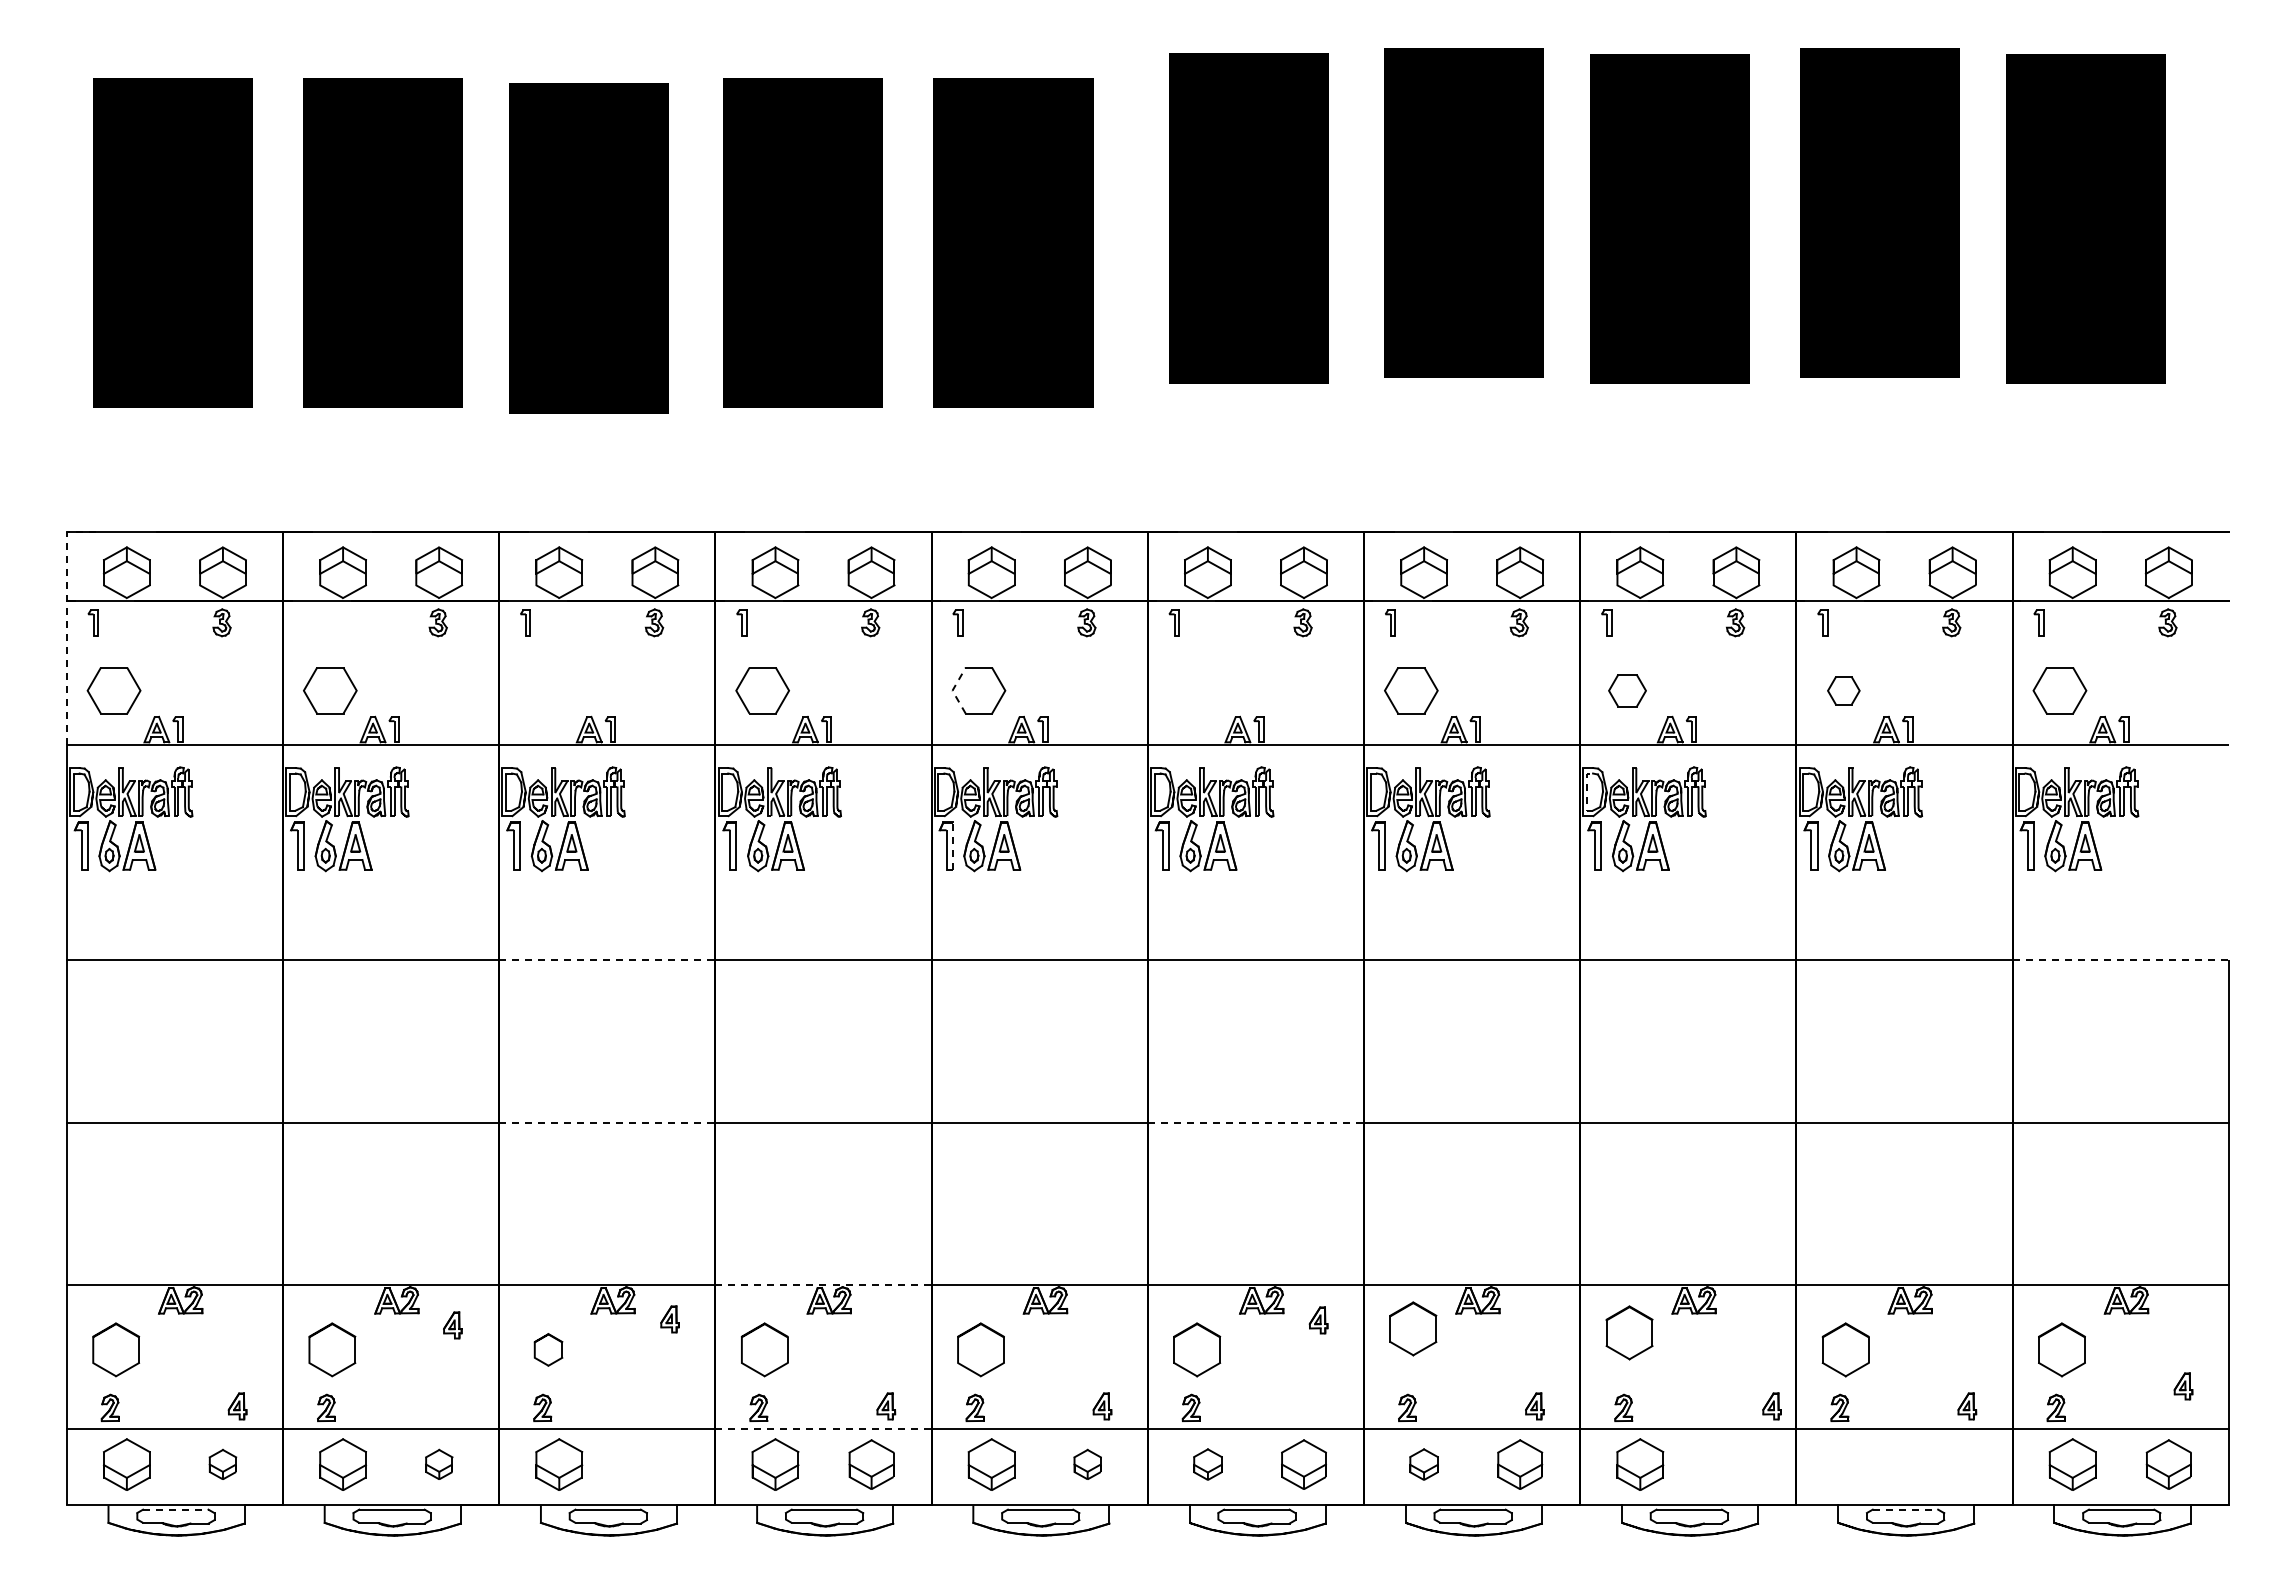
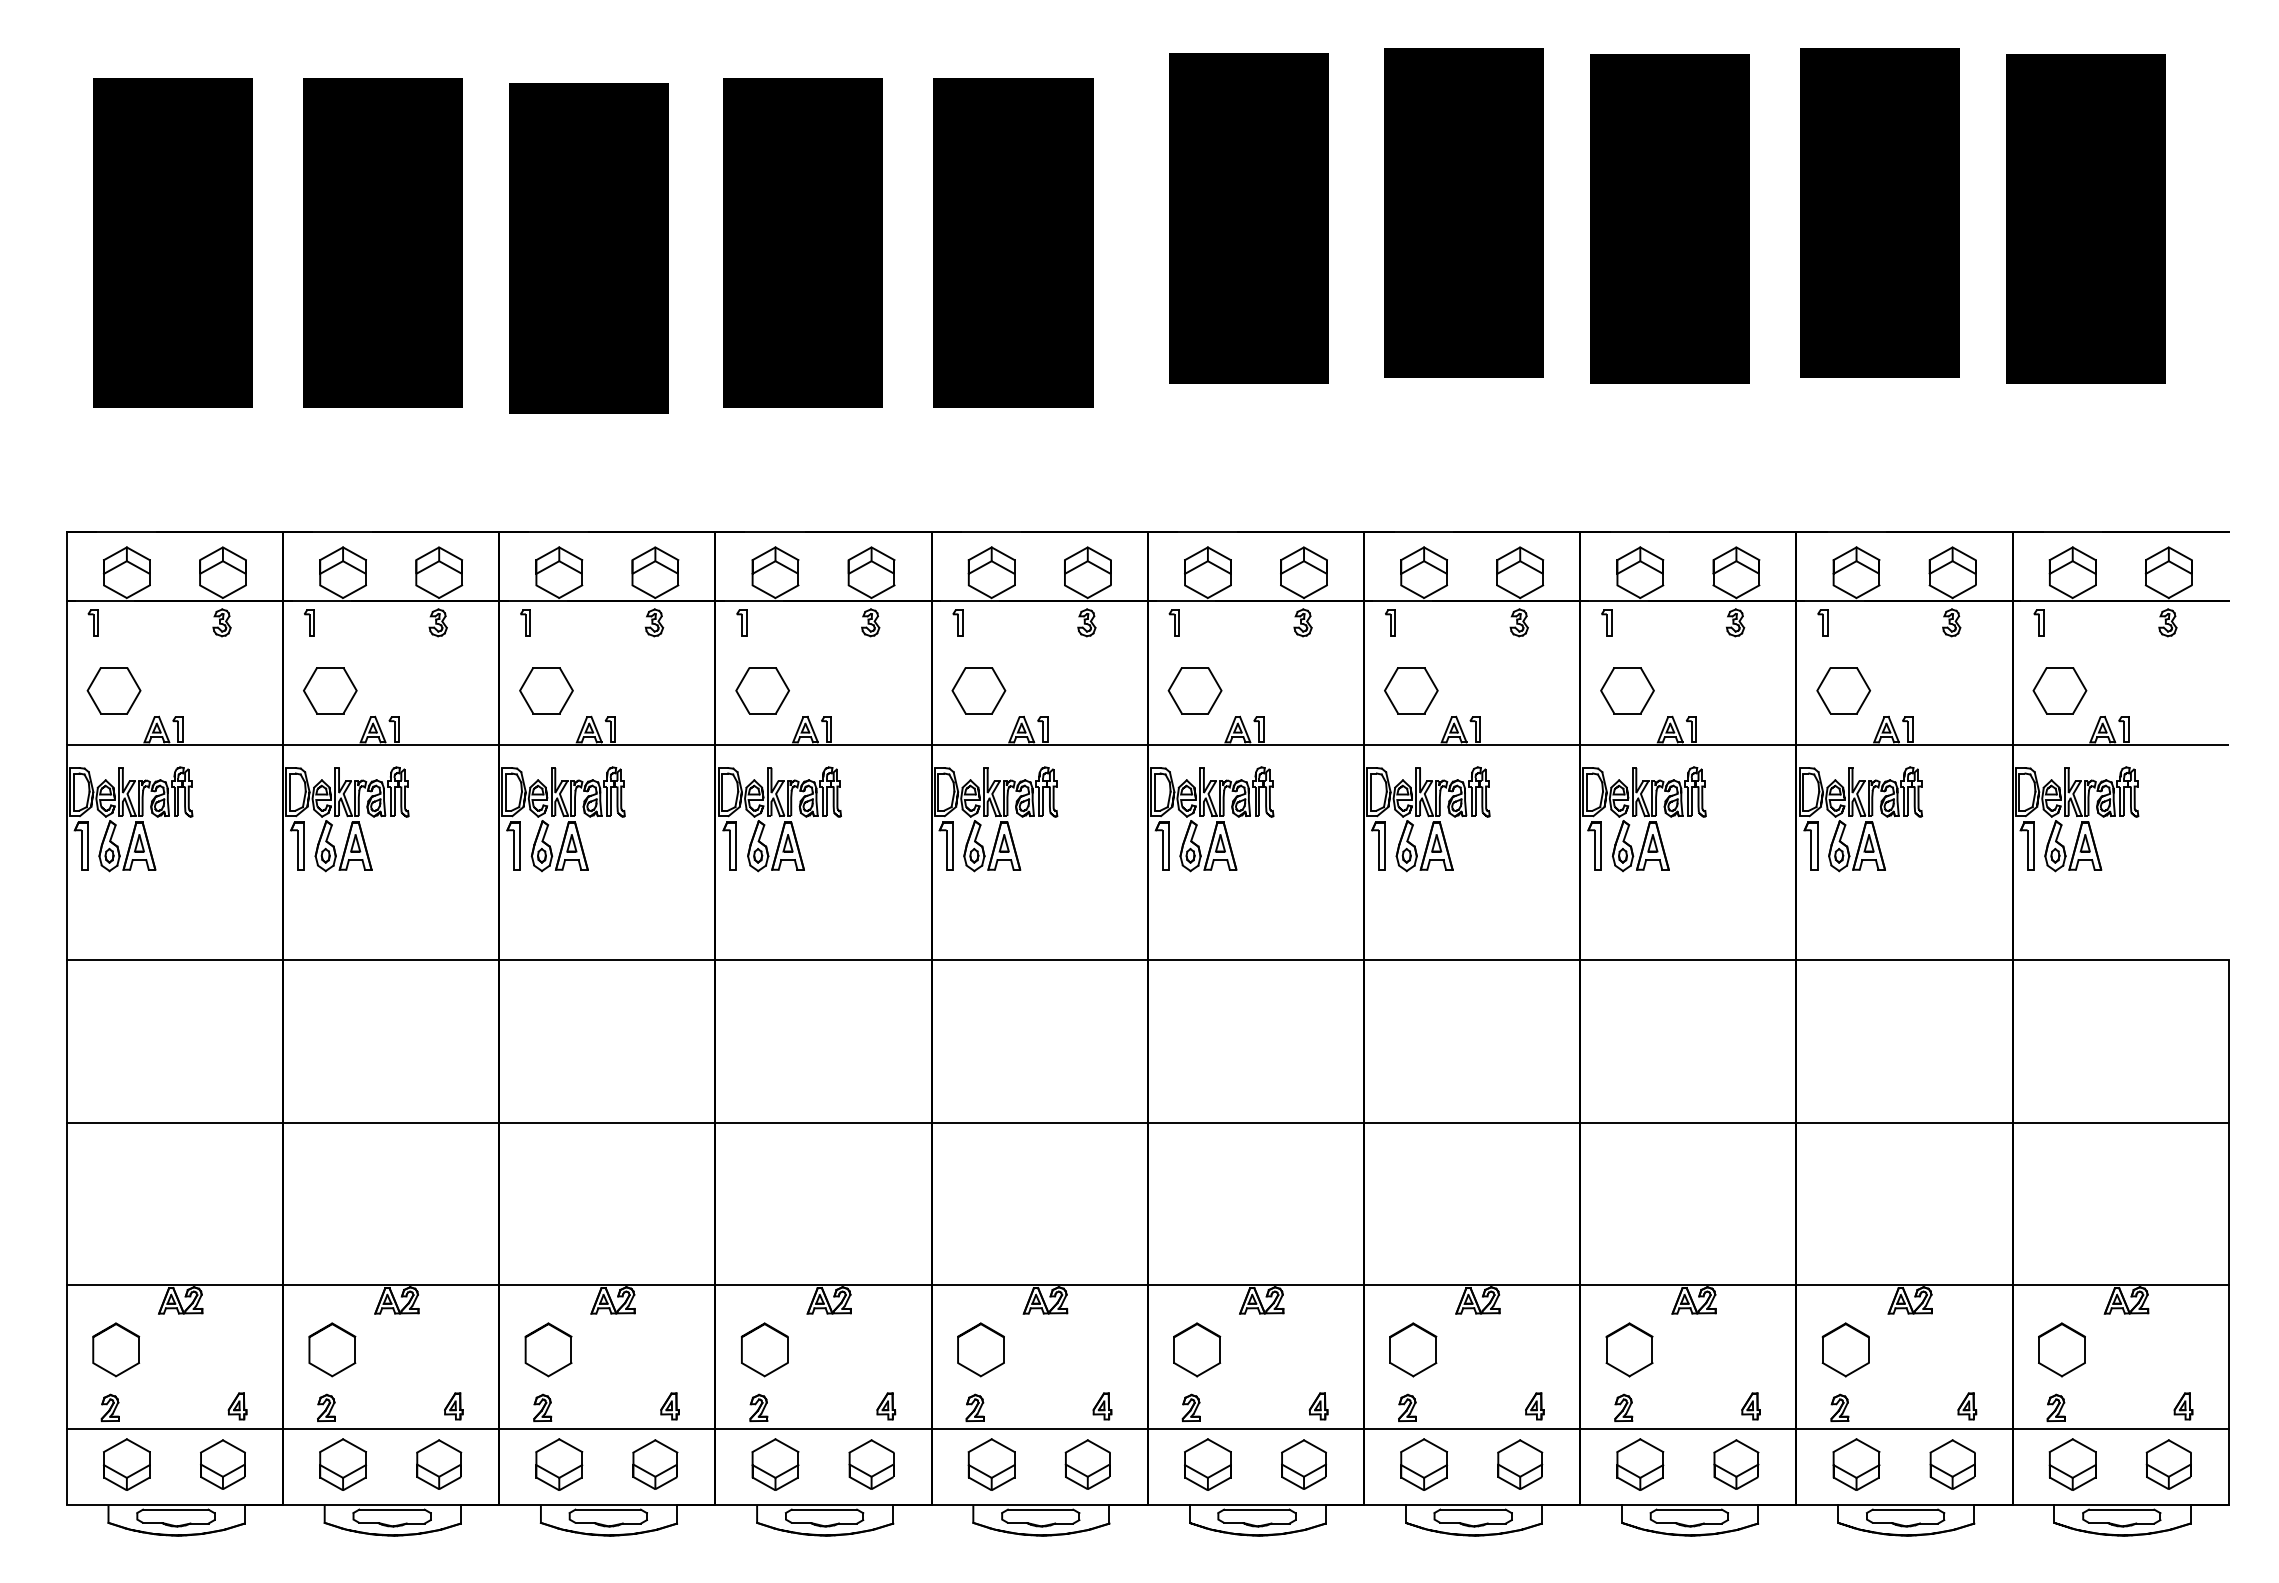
line: dashed -> solid (66, 622)
part: none -> present (309, 622)
part: none -> present (546, 690)
line: dashed -> solid (952, 690)
part: none -> present (1194, 690)
part size: 39x34 px -> 55x48 px (1627, 690)
part size: 34x30 px -> 56x48 px (1843, 690)
line: dashed -> solid (1587, 791)
line: dashed -> solid (952, 846)
line: dashed -> solid (607, 960)
line: dashed -> solid (2121, 960)
line: dashed -> solid (607, 1123)
line: dashed -> solid (1256, 1123)
line: dashed -> solid (824, 1285)
part position: (669, 1319) -> (669, 1406) (669, 1406)
part position: (1318, 1320) -> (1318, 1406) (1318, 1406)
part position: (452, 1325) -> (453, 1406) (453, 1406)
part position: (1413, 1328) -> (1413, 1349) (1413, 1349)
part position: (1629, 1332) -> (1629, 1349) (1629, 1349)
part size: 31x34 px -> 49x56 px (548, 1349)
part position: (2183, 1386) -> (2183, 1406) (2183, 1406)
part position: (1771, 1406) -> (1750, 1406) (1750, 1406)
line: dashed -> solid (824, 1429)
part size: 30x32 px -> 46x51 px (222, 1464)
part size: 29x32 px -> 47x51 px (439, 1464)
part size: 29x32 px -> 47x51 px (1087, 1464)
part: none -> present (655, 1464)
part size: 30x33 px -> 48x53 px (1207, 1464)
part size: 30x33 px -> 48x53 px (1423, 1464)
part: none -> present (1736, 1464)
part: none -> present (1856, 1464)
part: none -> present (1952, 1464)
line: dashed -> solid (175, 1509)
line: dashed -> solid (1905, 1509)
